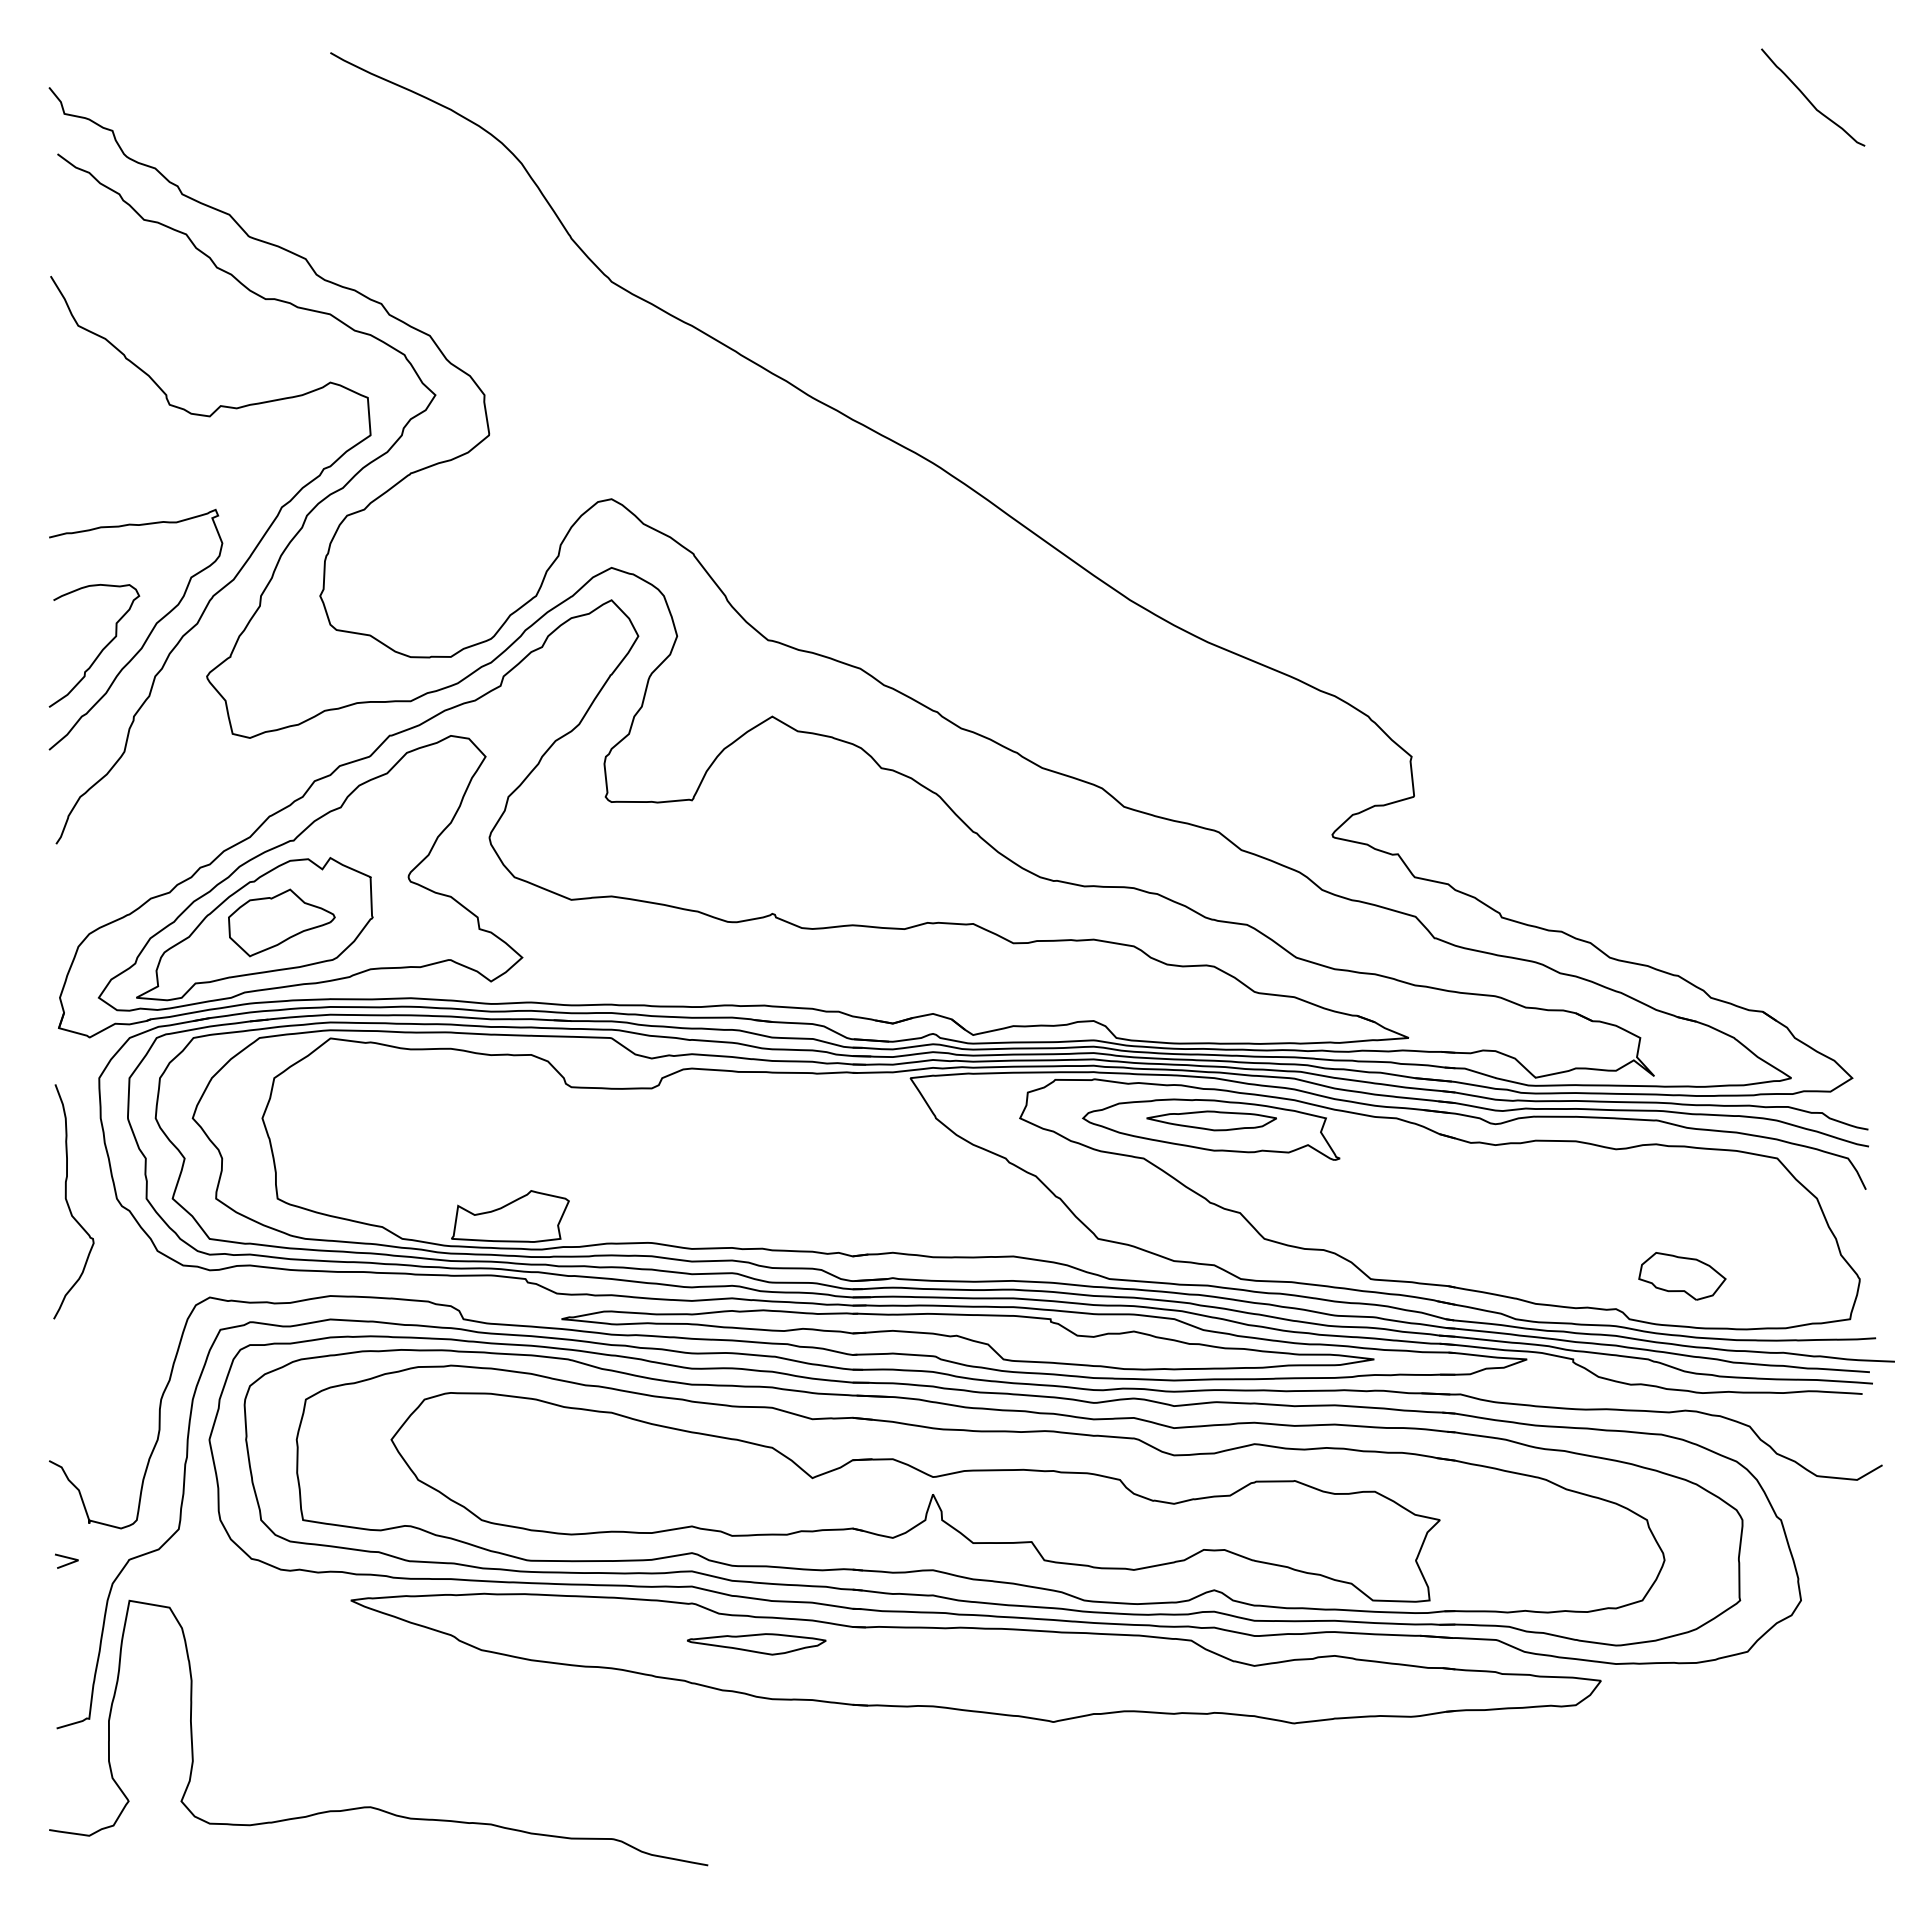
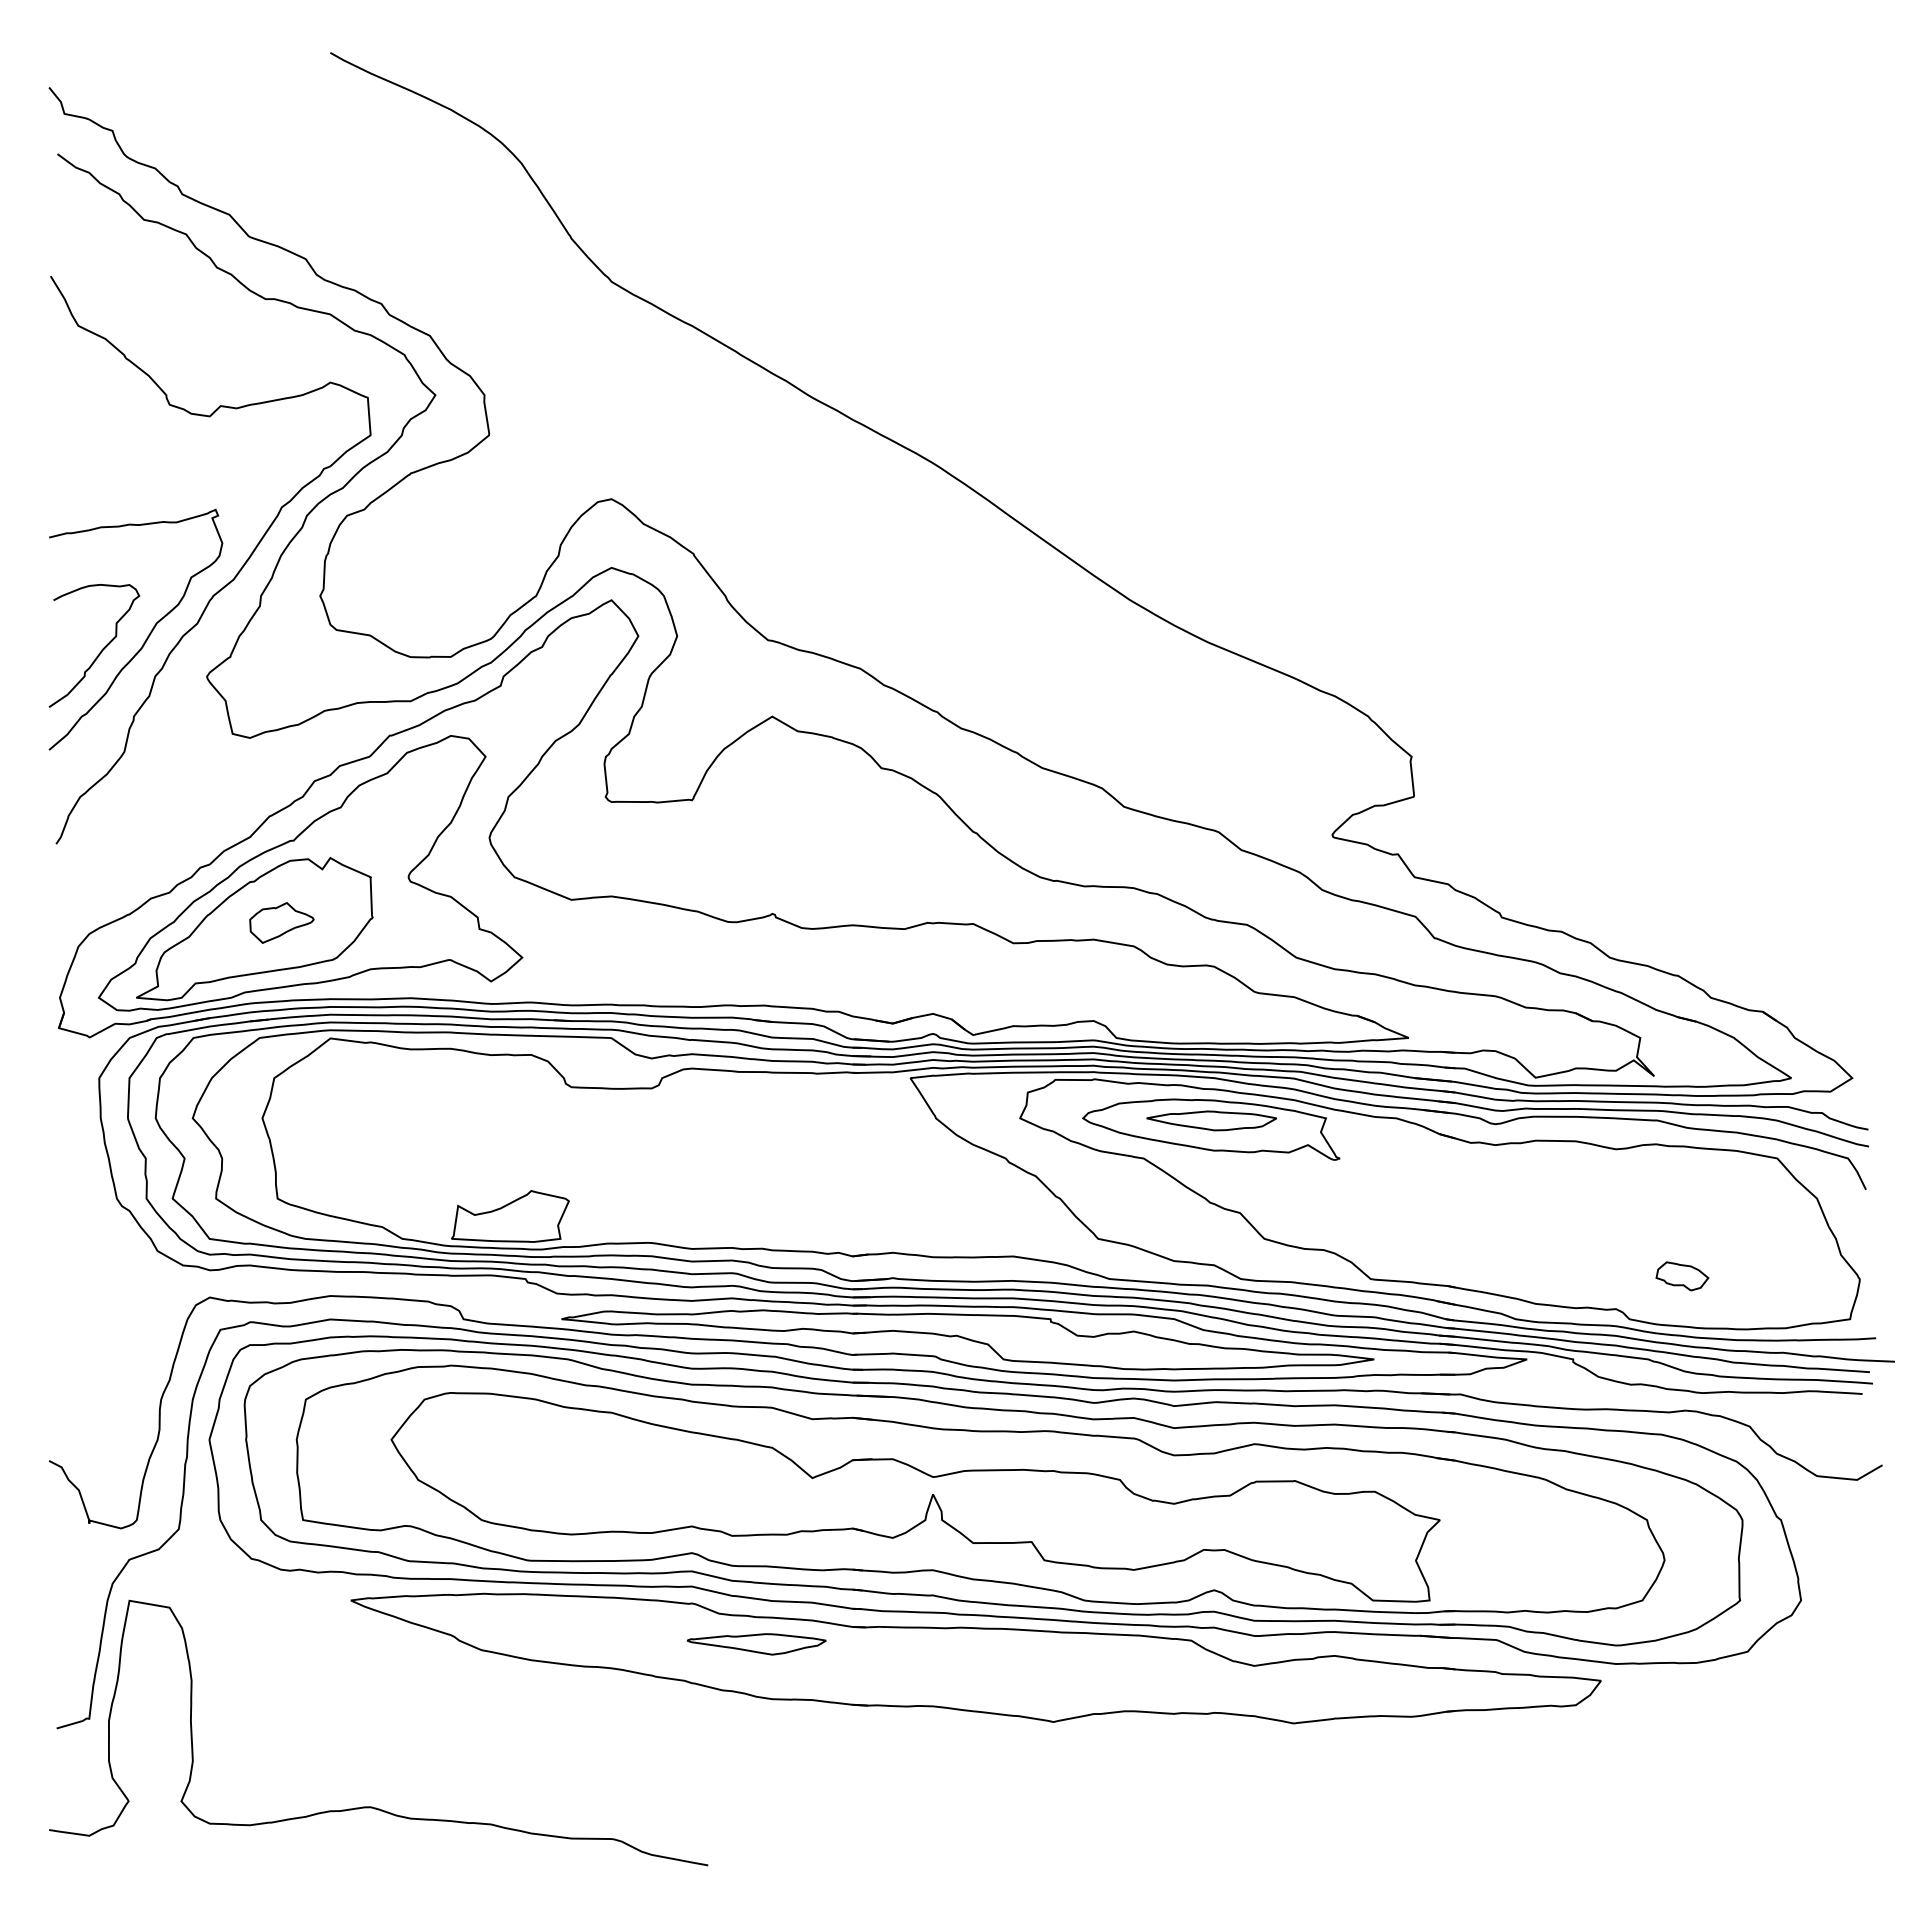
curve: present -> none (1809, 99)
part size: 108x70 px -> 66x42 px (281, 922)
curve: present -> none (68, 1202)
part size: 89x49 px -> 55x31 px (1682, 1276)
line: present -> none (66, 1558)
